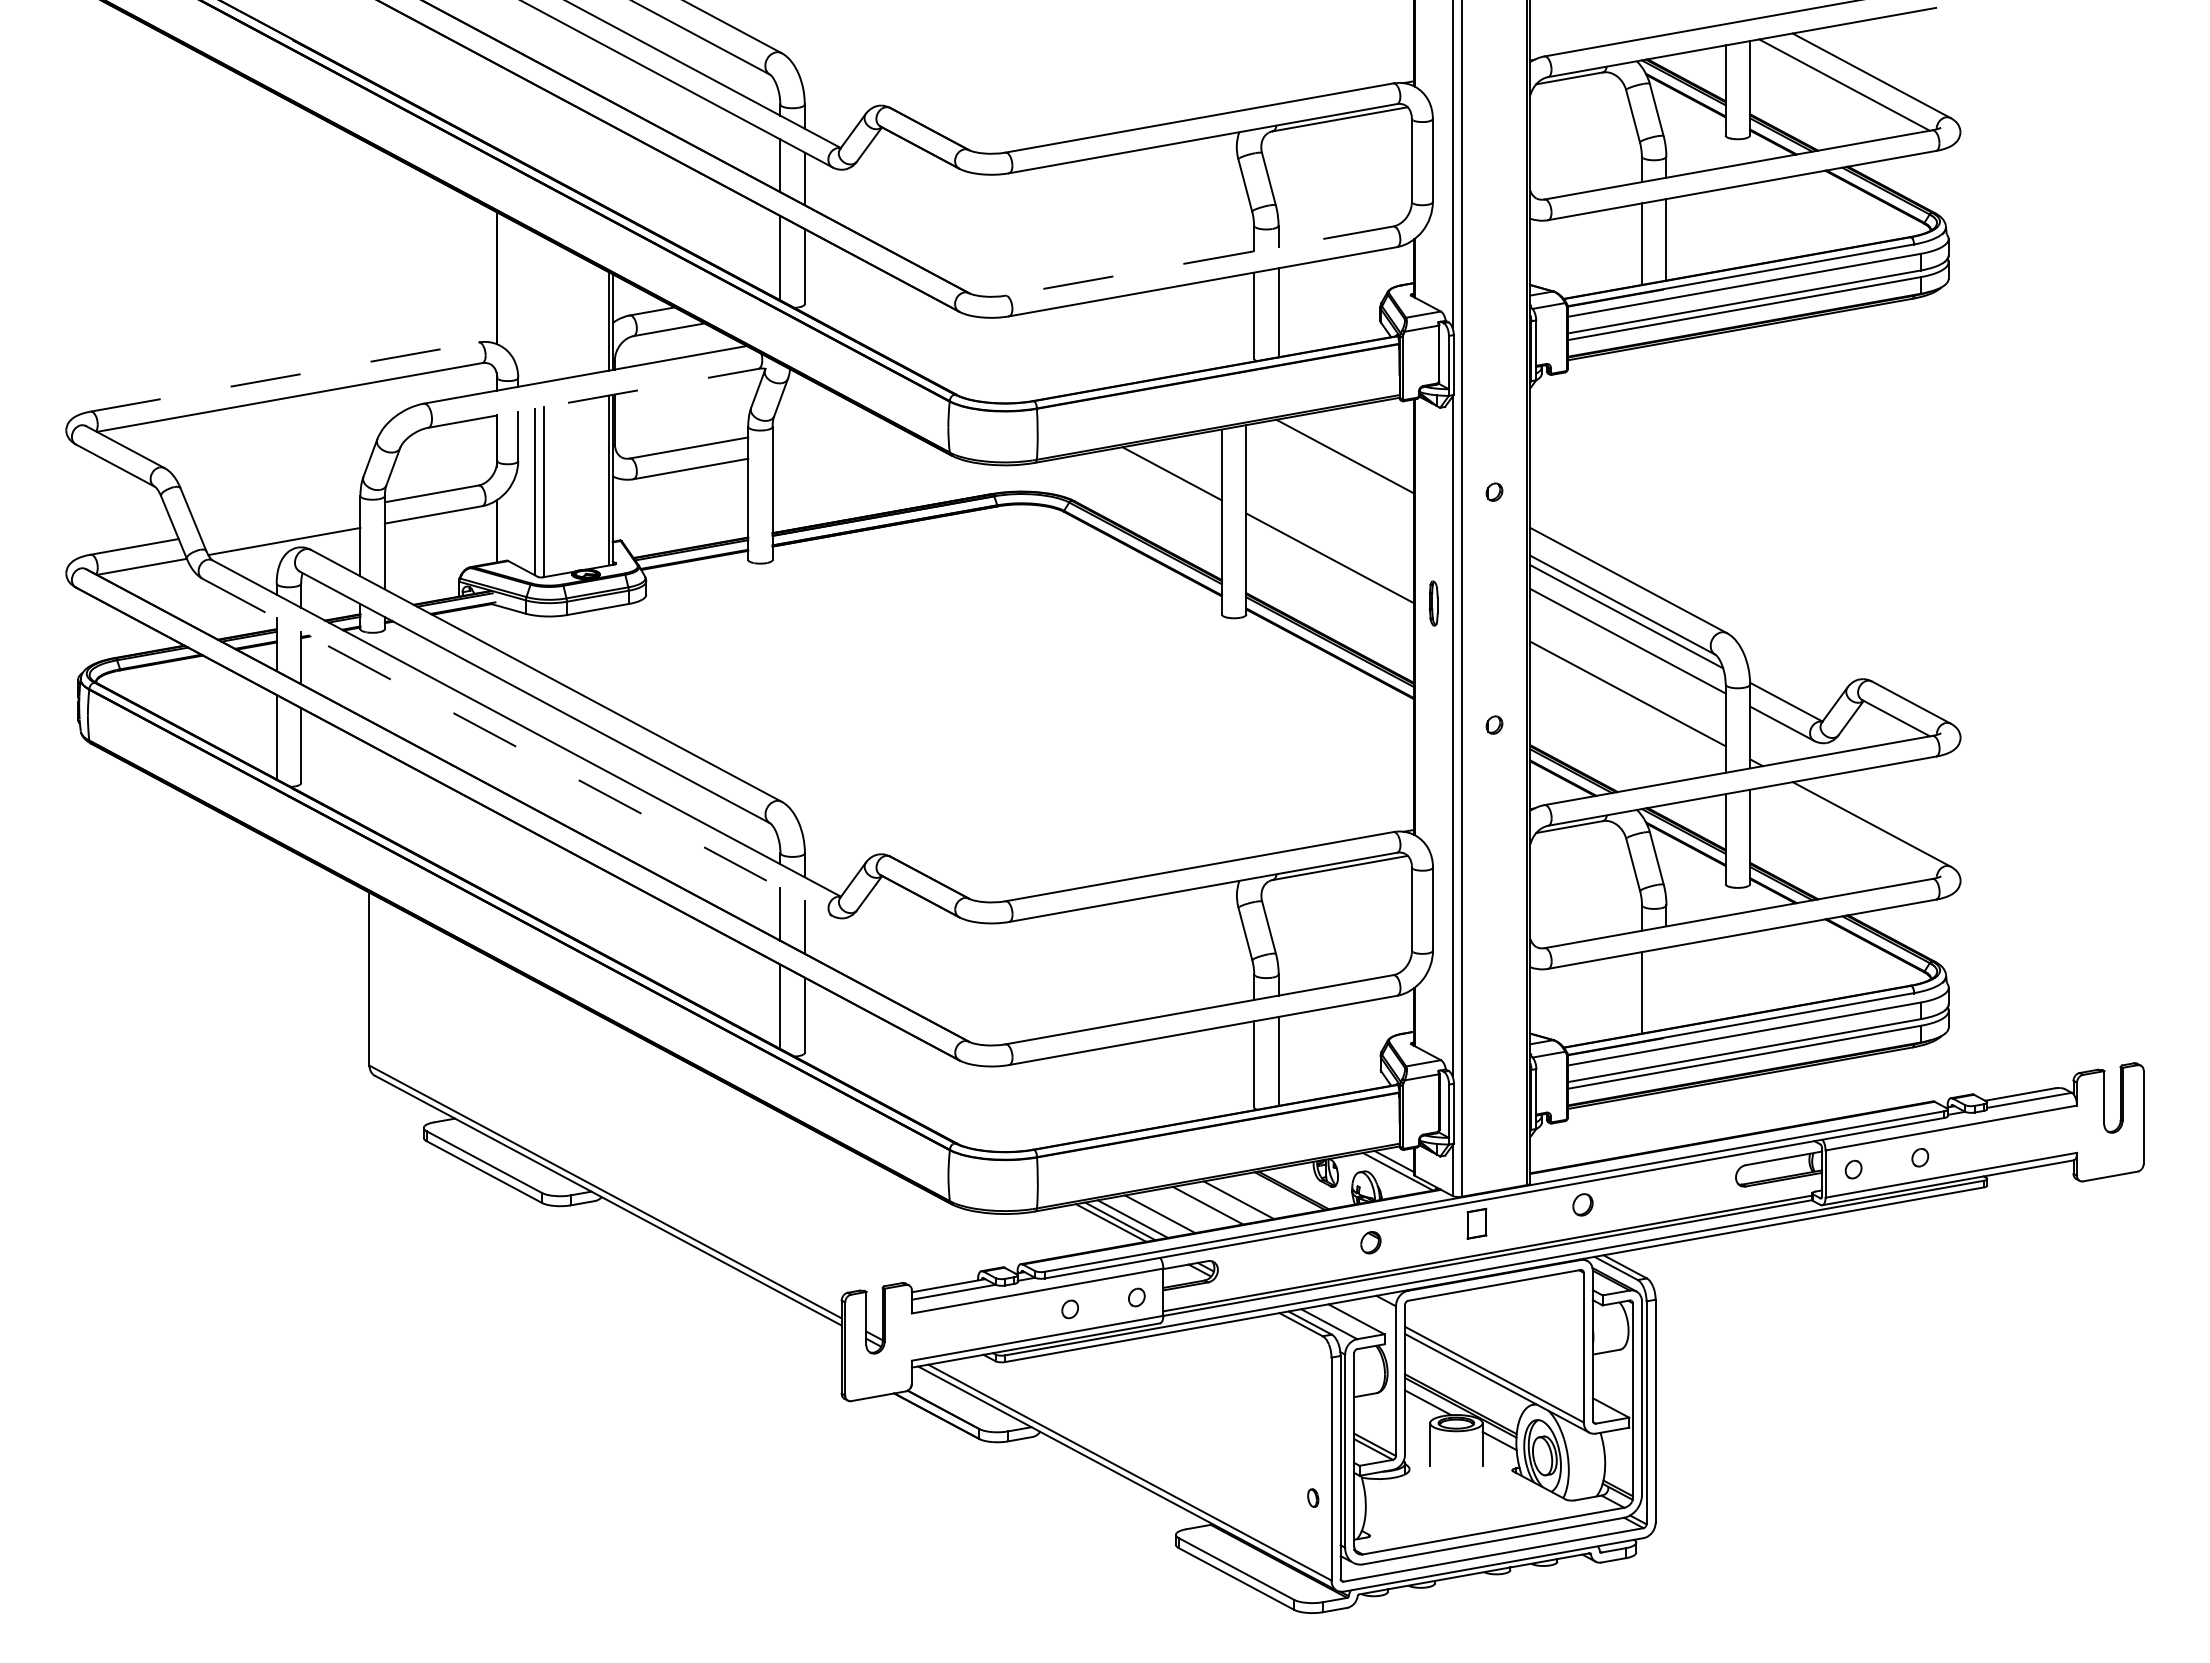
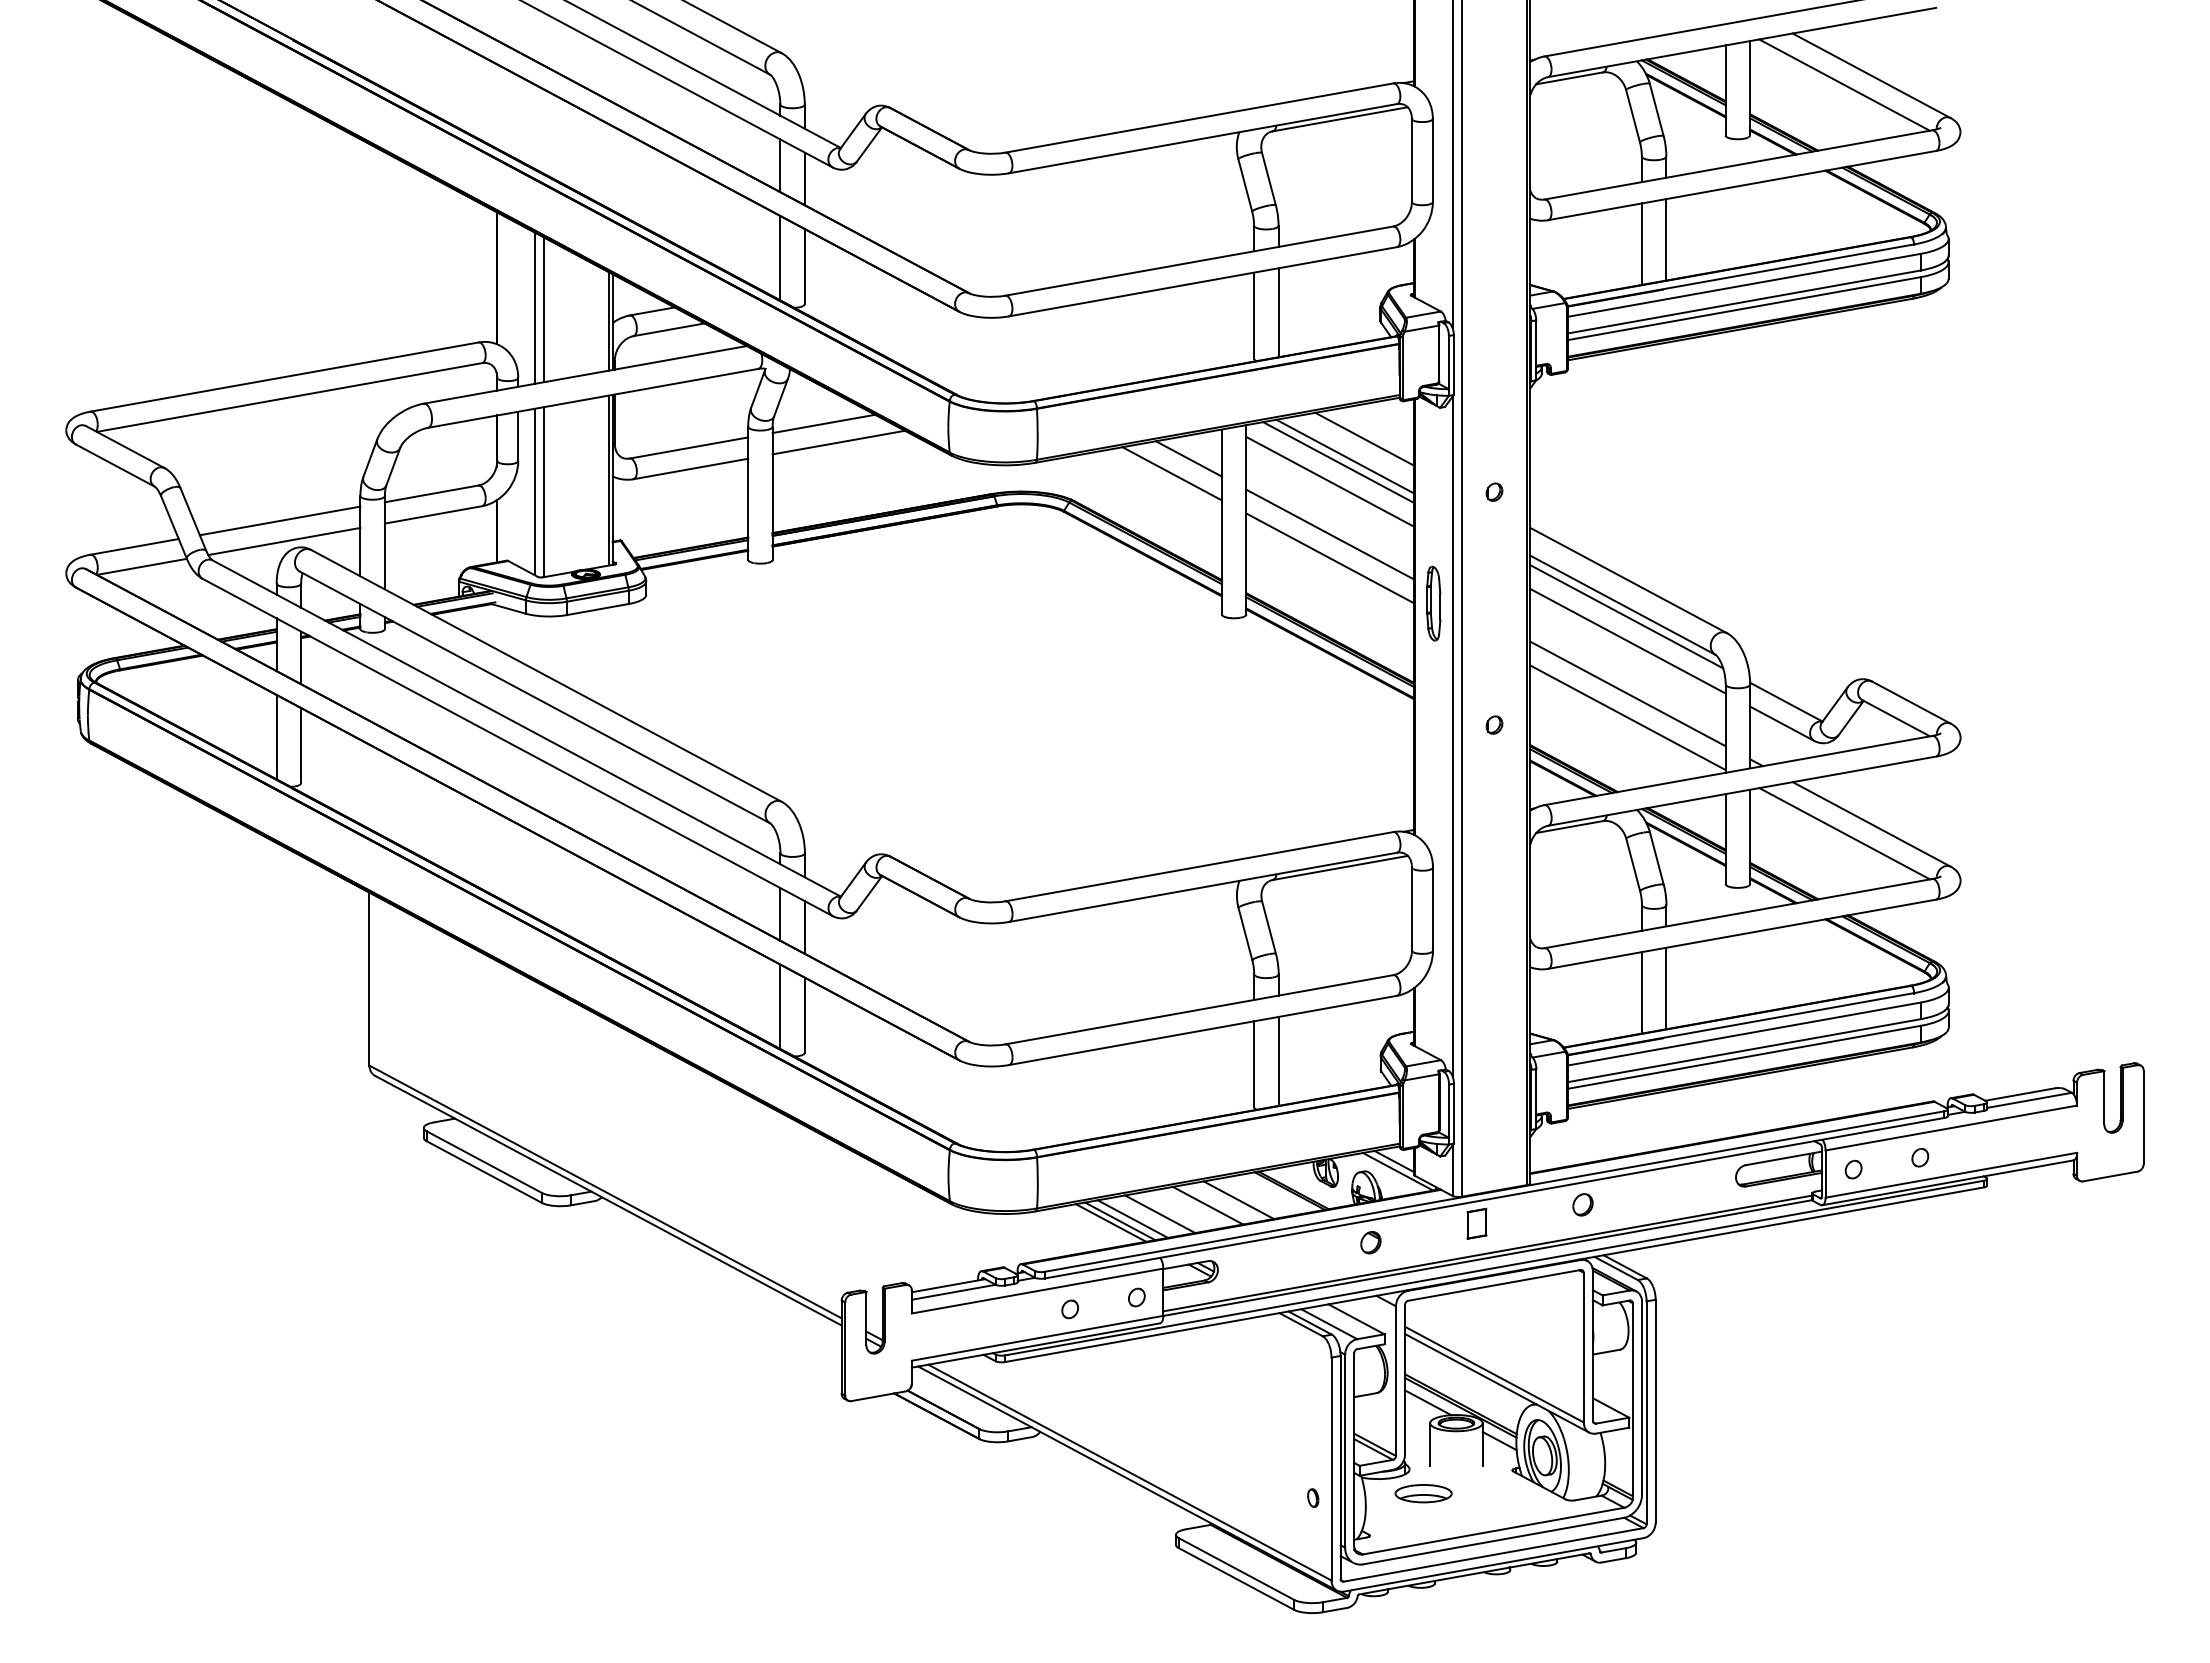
line: dashed -> solid (1198, 261)
line: none -> present (534, 307)
line: none -> present (544, 309)
line: dashed -> solid (285, 376)
line: dashed -> solid (593, 398)
line: none -> present (823, 423)
line: none -> present (1364, 438)
line: none -> present (838, 442)
line: none -> present (1188, 458)
line: none -> present (1338, 462)
line: none -> present (1330, 481)
line: none -> present (279, 520)
line: none -> present (1330, 534)
part size: 11x47 px -> 16x77 px (1433, 603)
line: none -> present (1627, 717)
line: dashed -> solid (518, 747)
line: none -> present (1844, 833)
line: none -> present (1666, 988)
part: none -> present (1423, 1493)
